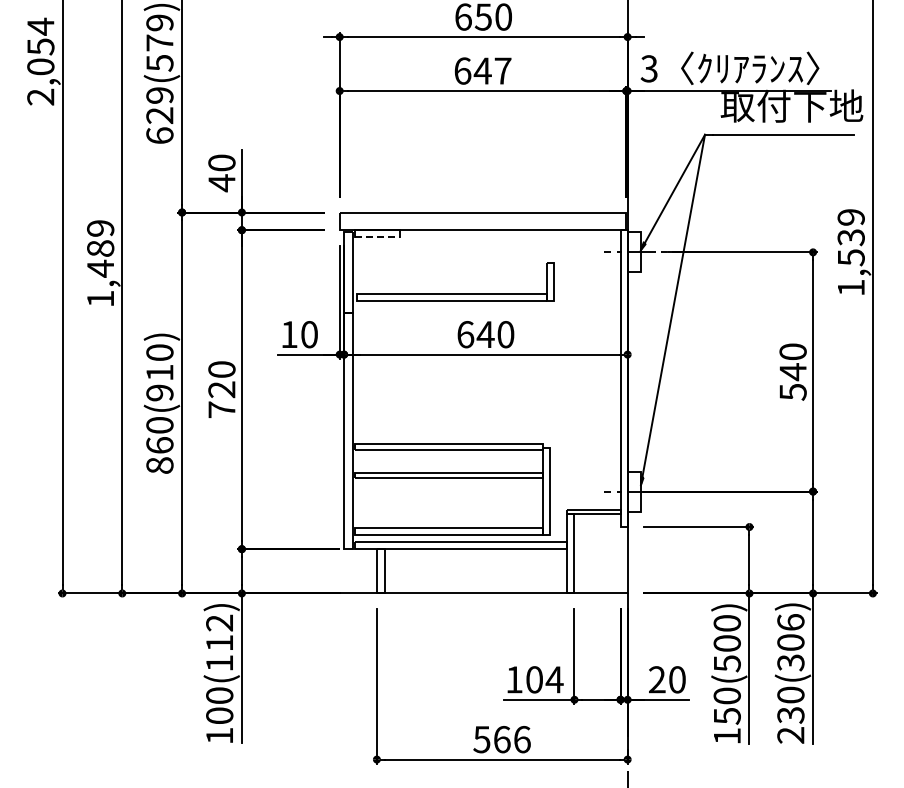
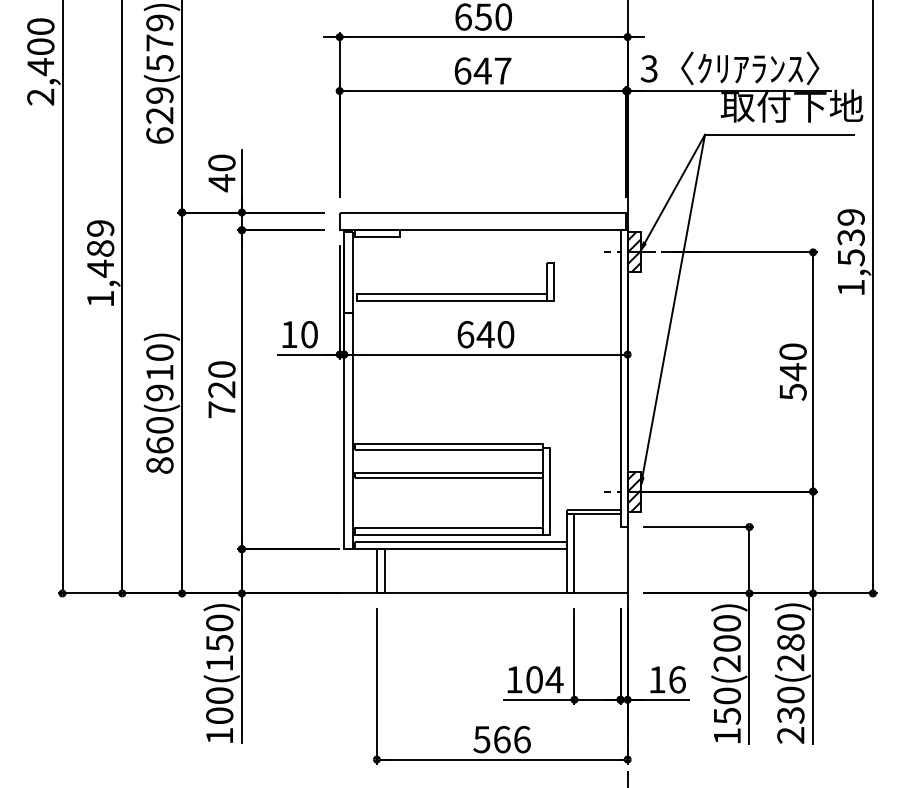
text: 2,054 -> 2,400 (40, 46)
line: dashed -> solid (377, 237)
hatch: none -> present (633, 252)
hatch: none -> present (633, 491)
text: 100(112) -> 100(150) (219, 632)
text: 230(306) -> 230(280) (790, 642)
text: 150(500) -> 150(200) (726, 663)
text: 20 -> 16 (667, 679)
